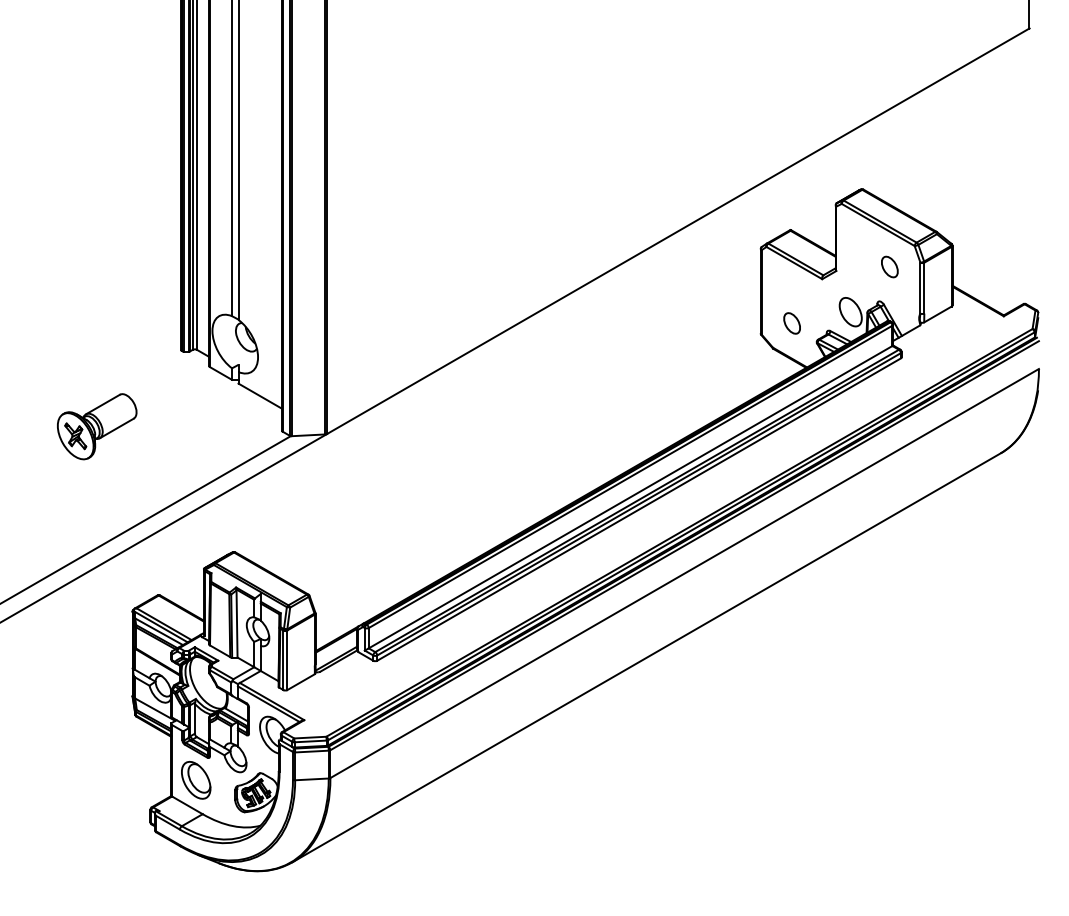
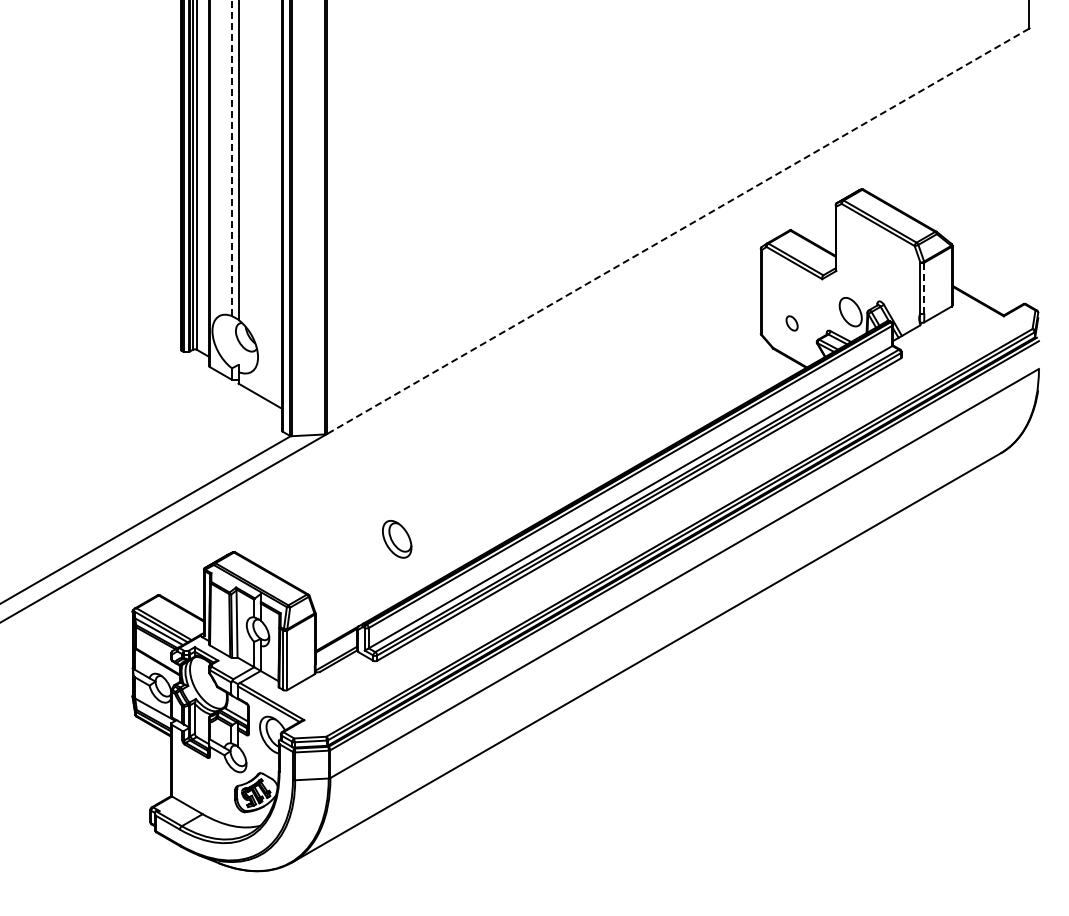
line: solid -> dashed (232, 158)
line: solid -> dashed (677, 231)
part: present -> none (889, 266)
line: solid -> dashed (924, 287)
part size: 18x23 px -> 14x17 px (791, 323)
part: present -> none (97, 426)
part position: (196, 780) -> (397, 539) (397, 539)
